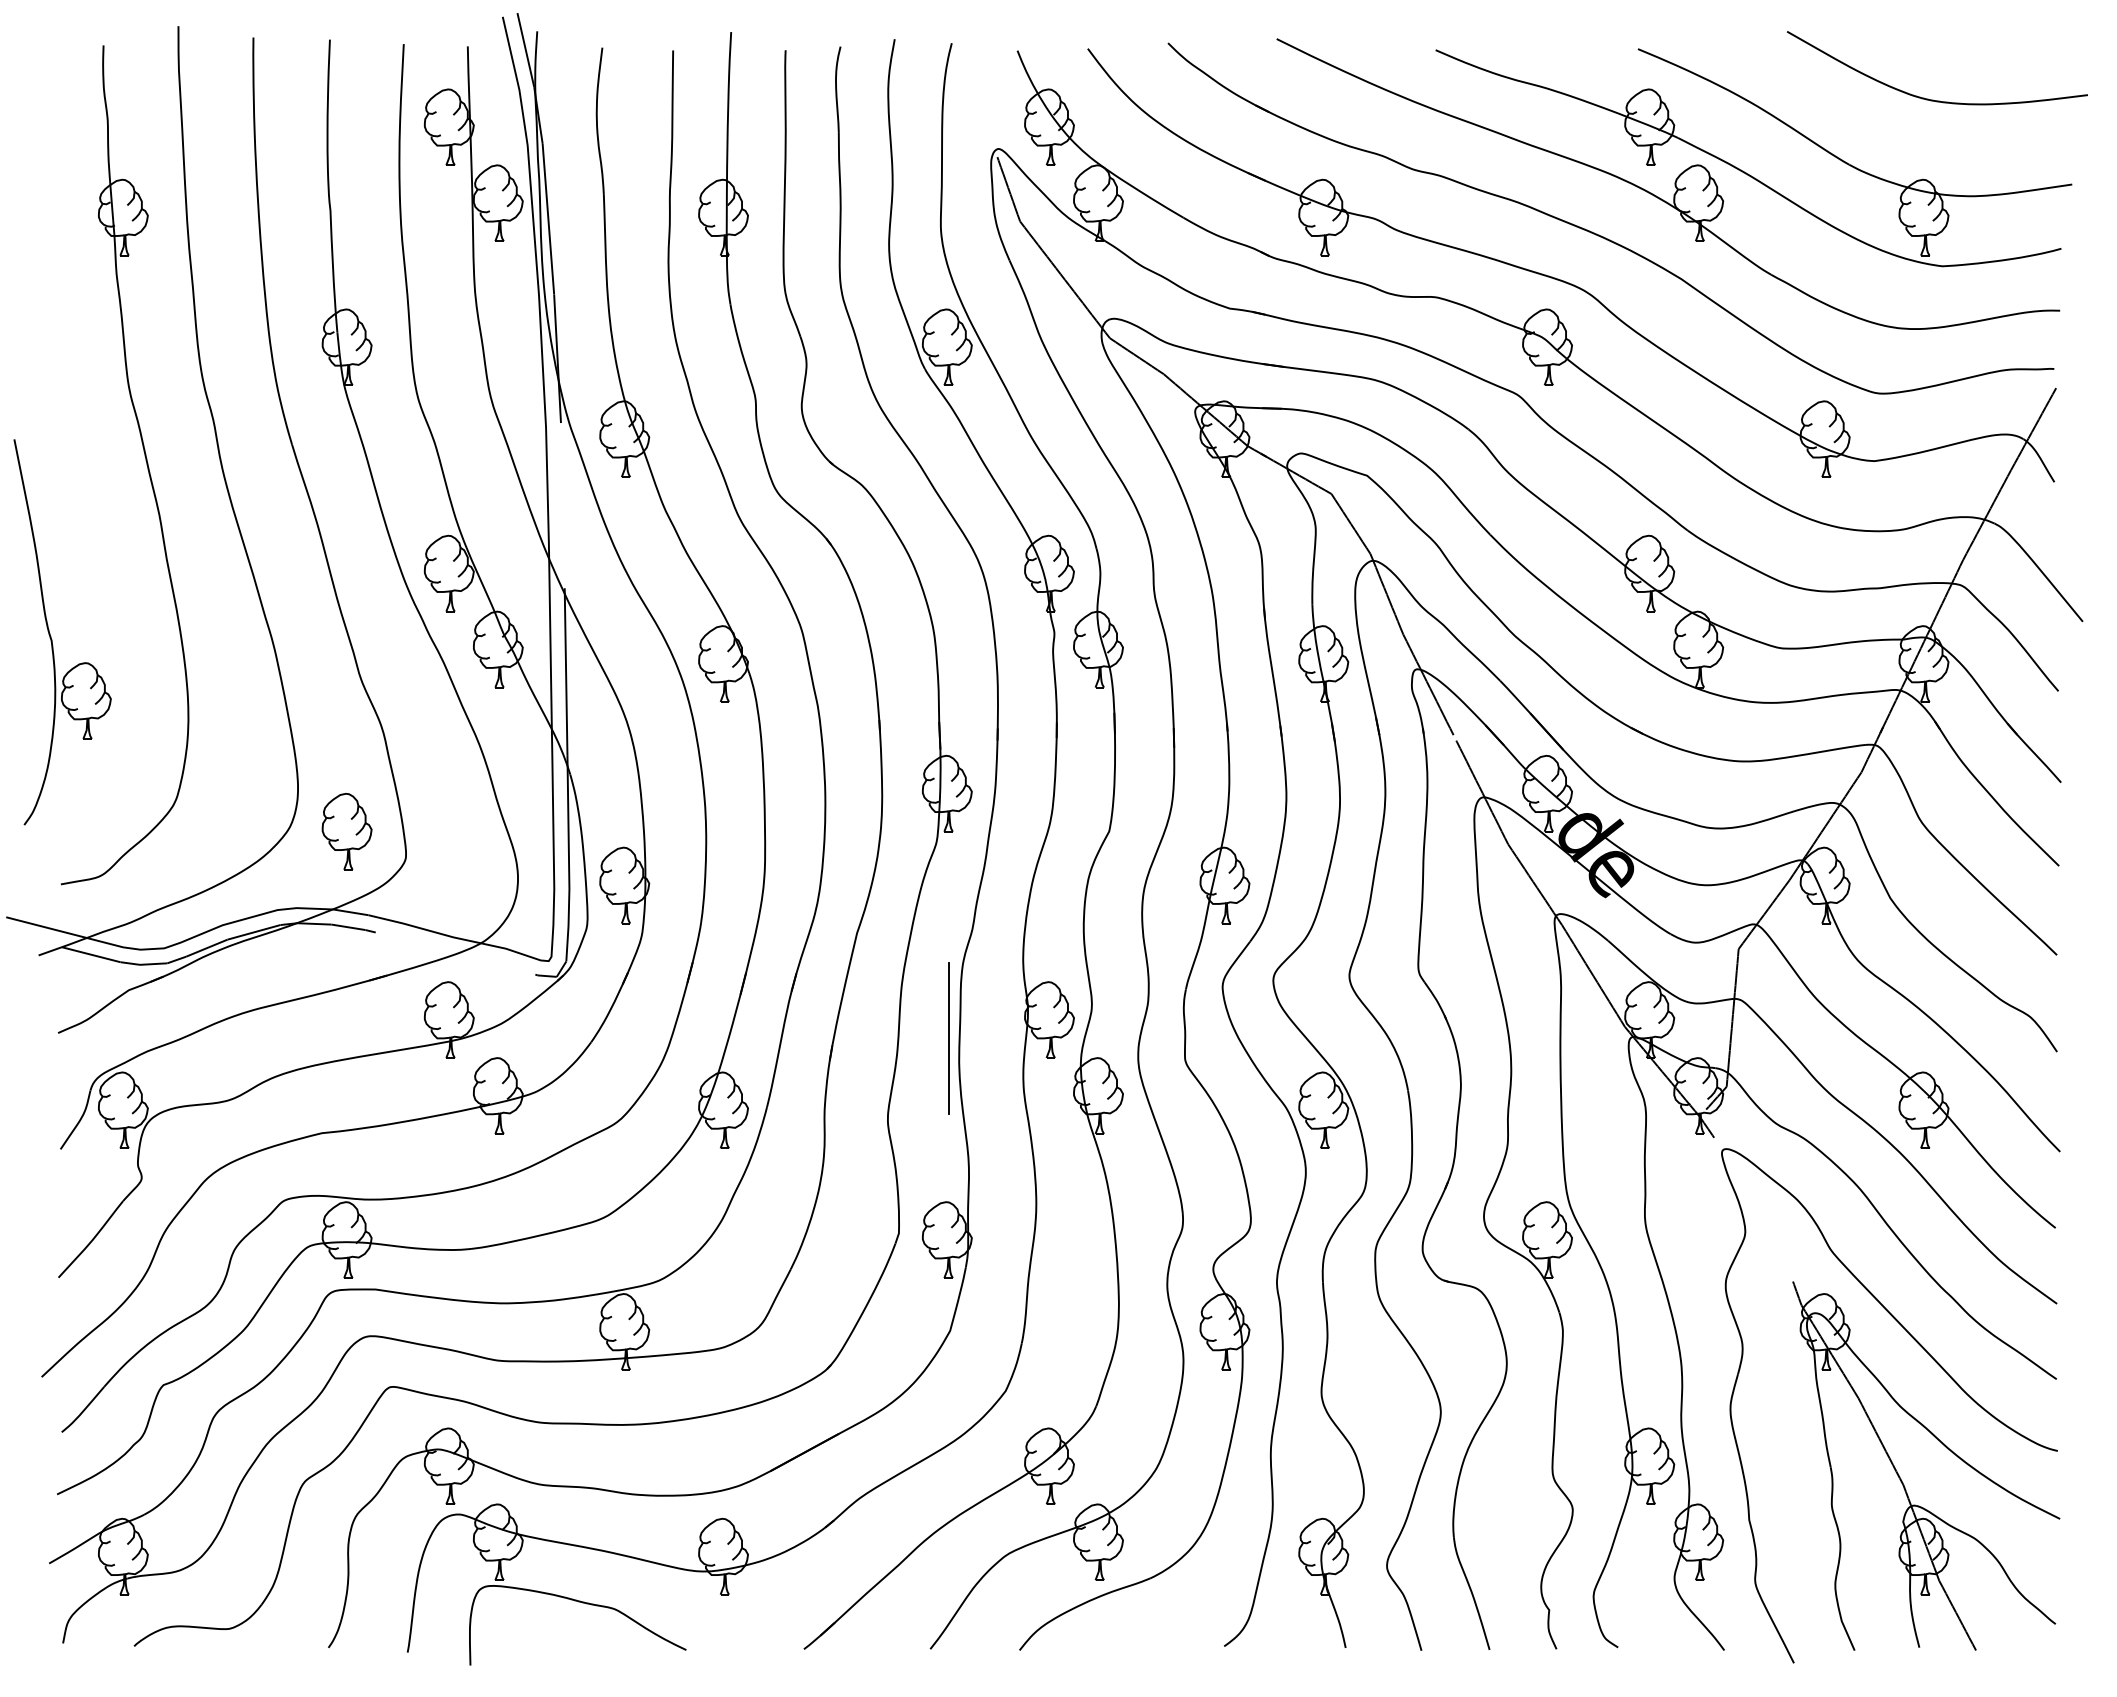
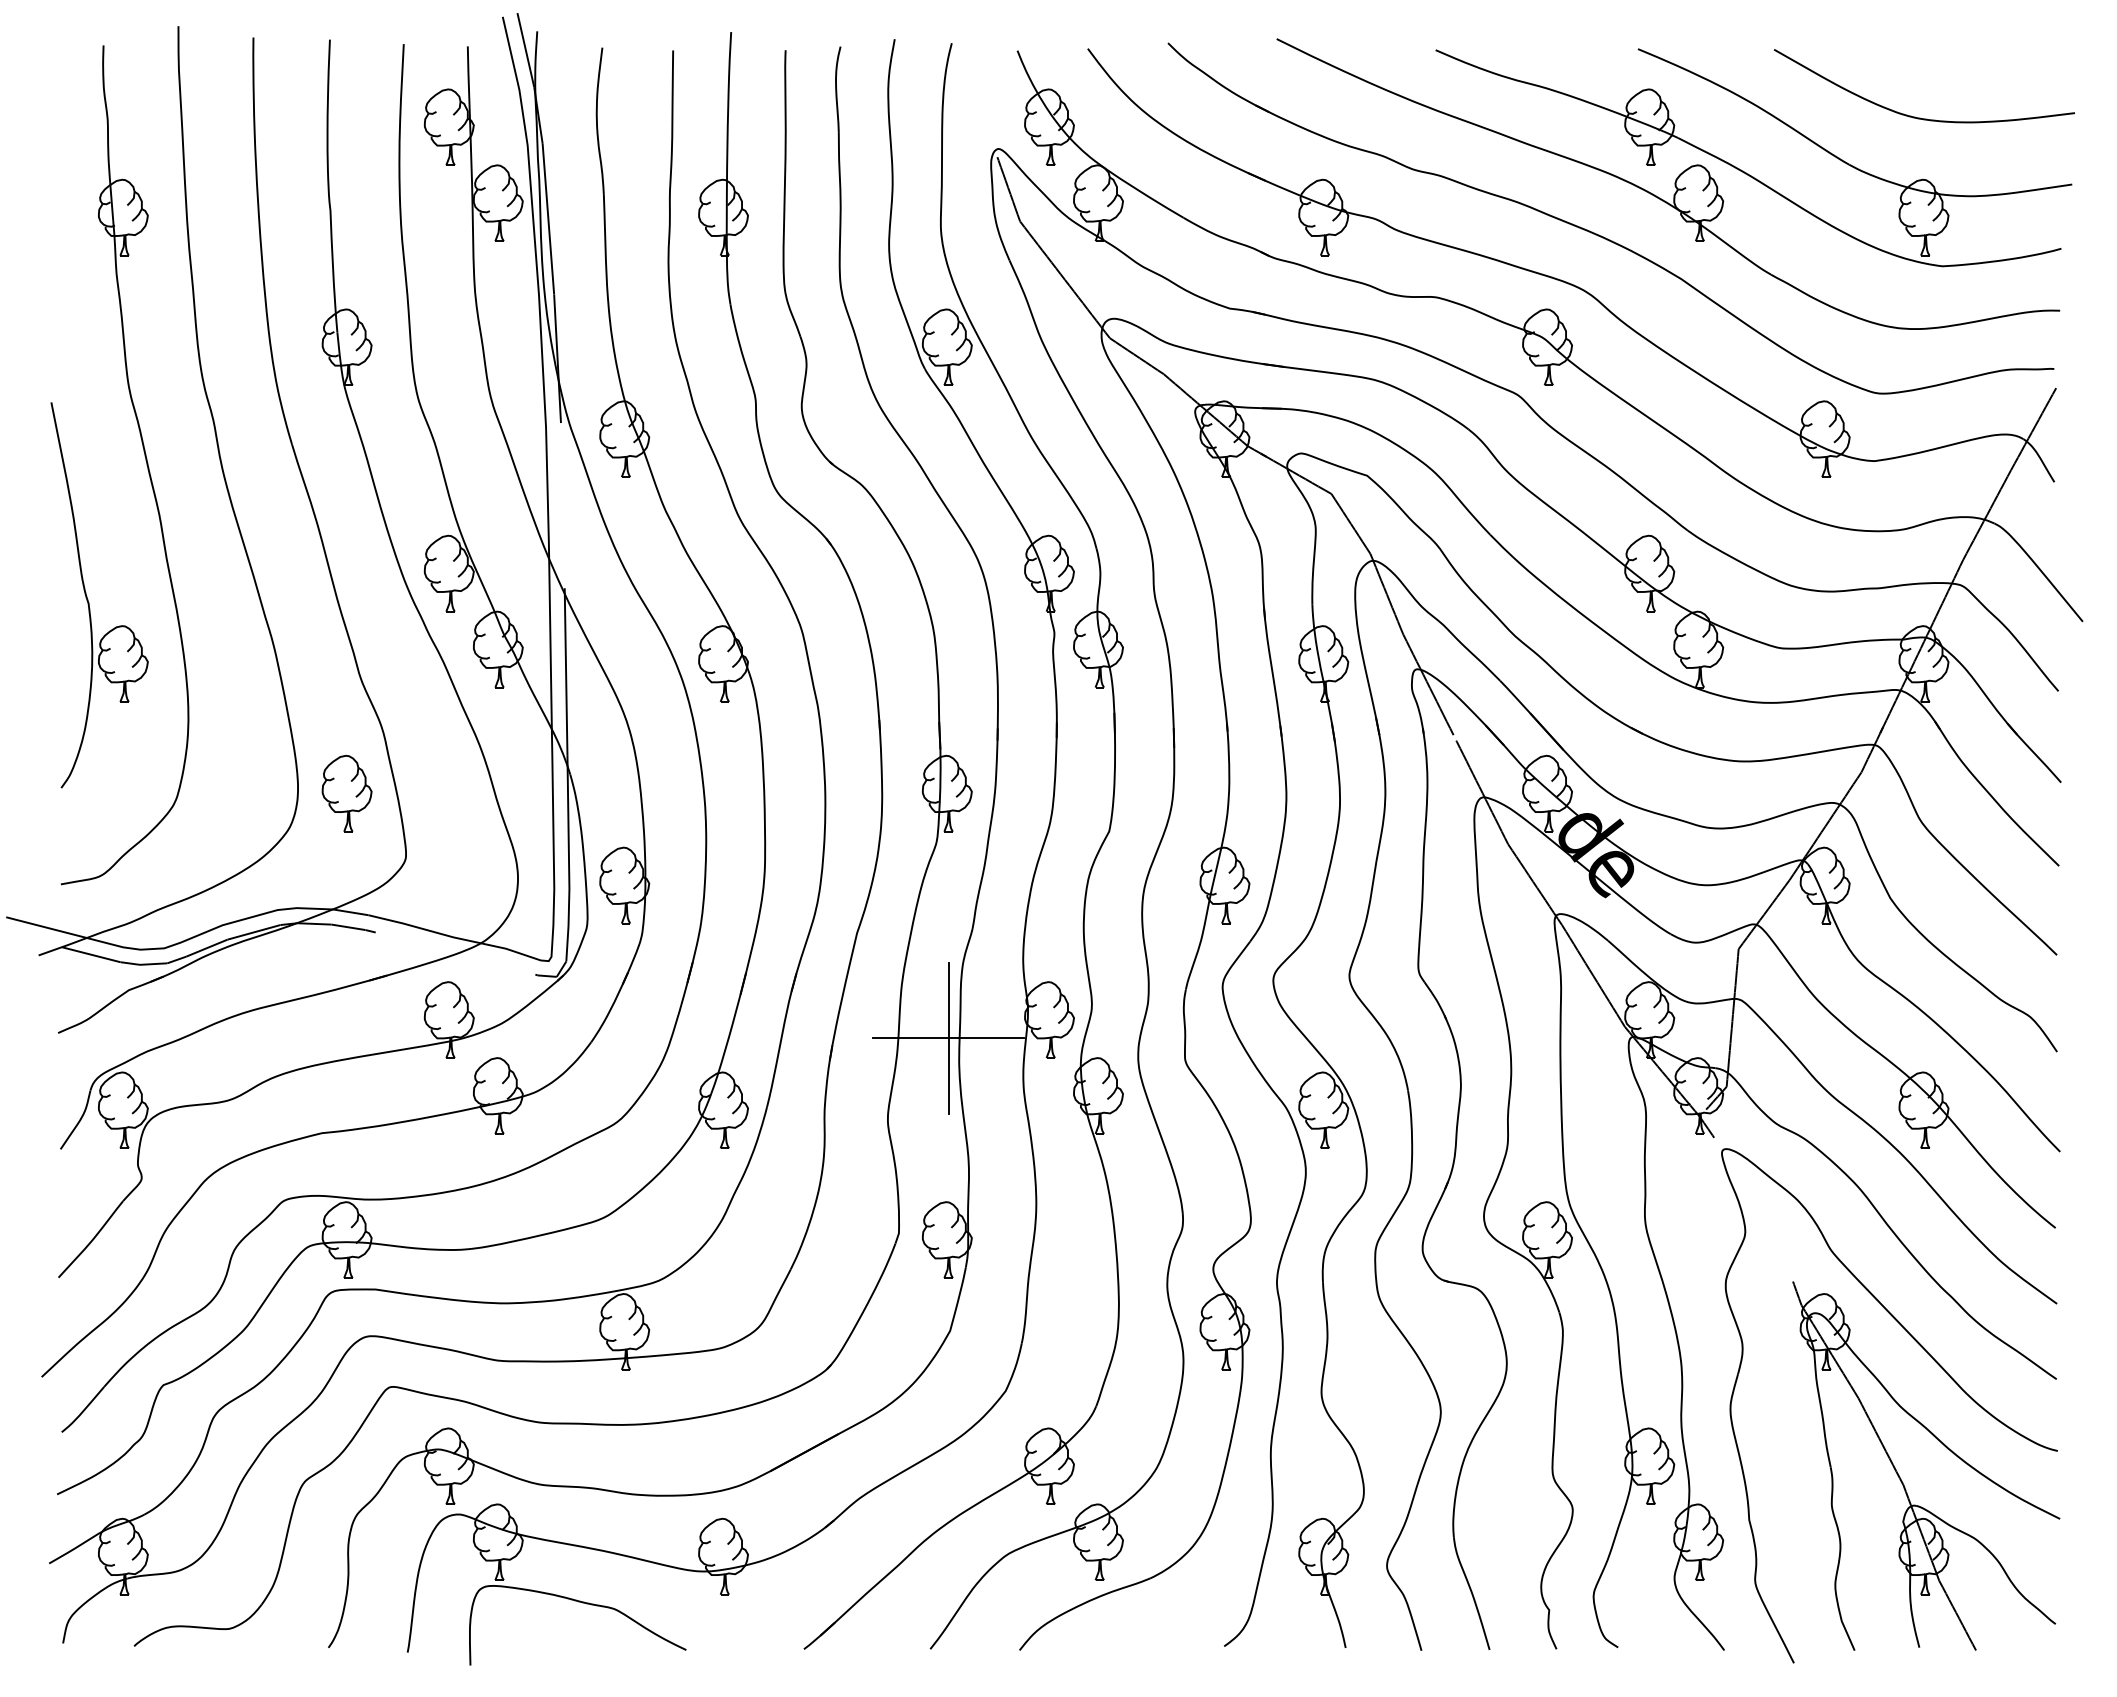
curve position: (1928, 98) -> (1915, 116) (1915, 116)
part position: (51, 636) -> (88, 599) (88, 599)
part position: (346, 831) -> (346, 793) (346, 793)
line: none -> present (948, 1038)
